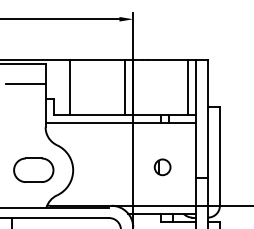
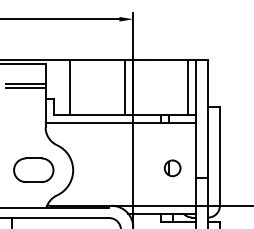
line: none -> present (25, 87)
part position: (162, 167) -> (172, 168) (172, 168)
